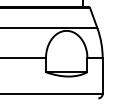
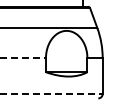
line: solid -> dashed (23, 58)
line: solid -> dashed (51, 94)
